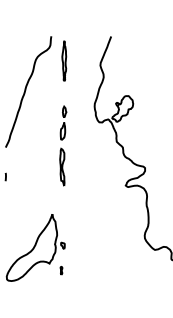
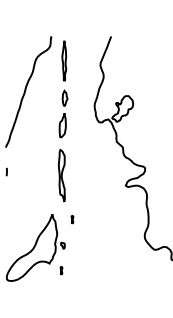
part size: 9x82 px -> 11x114 px (63, 145)
curve position: (5, 176) -> (6, 171) (6, 171)
part: none -> present (72, 219)
